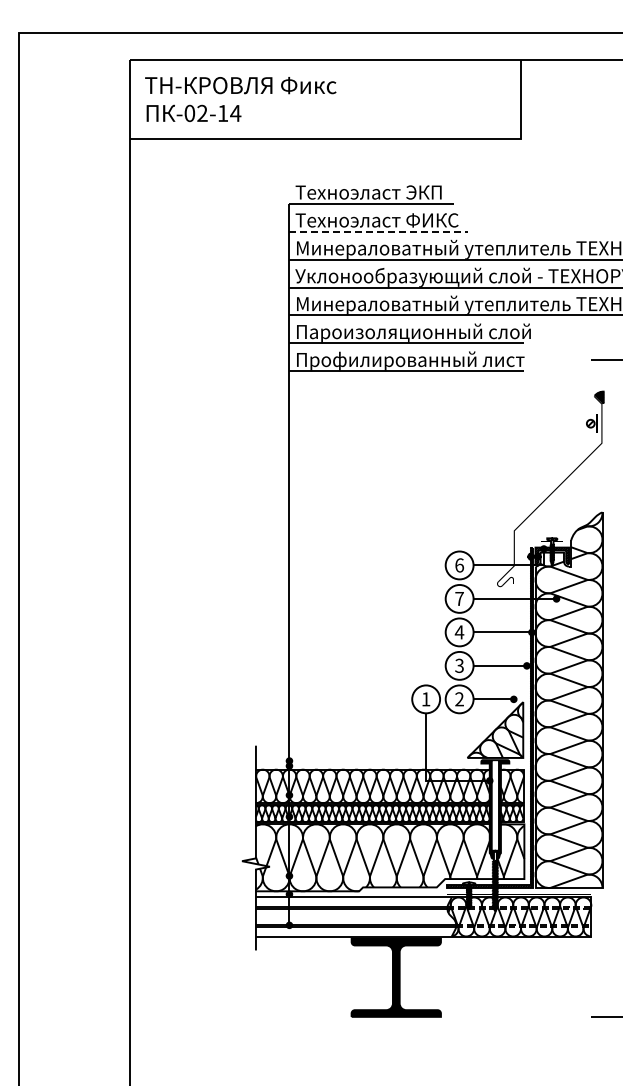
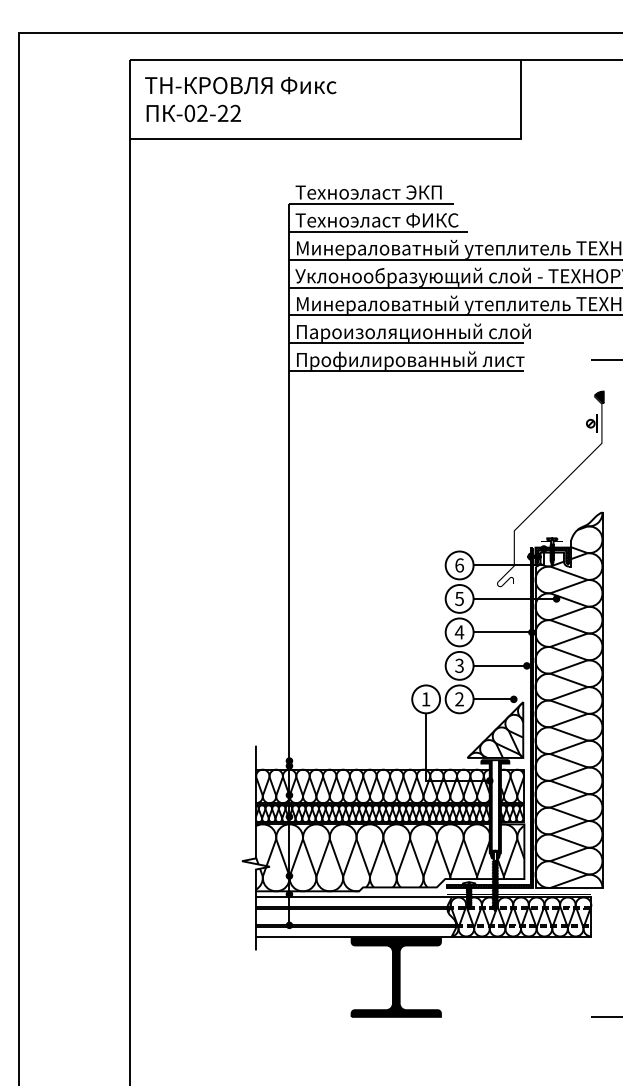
text: -02-14 -> -02-22 (229, 112)
line: dashed -> solid (379, 231)
text: 7 -> 5 (459, 599)
